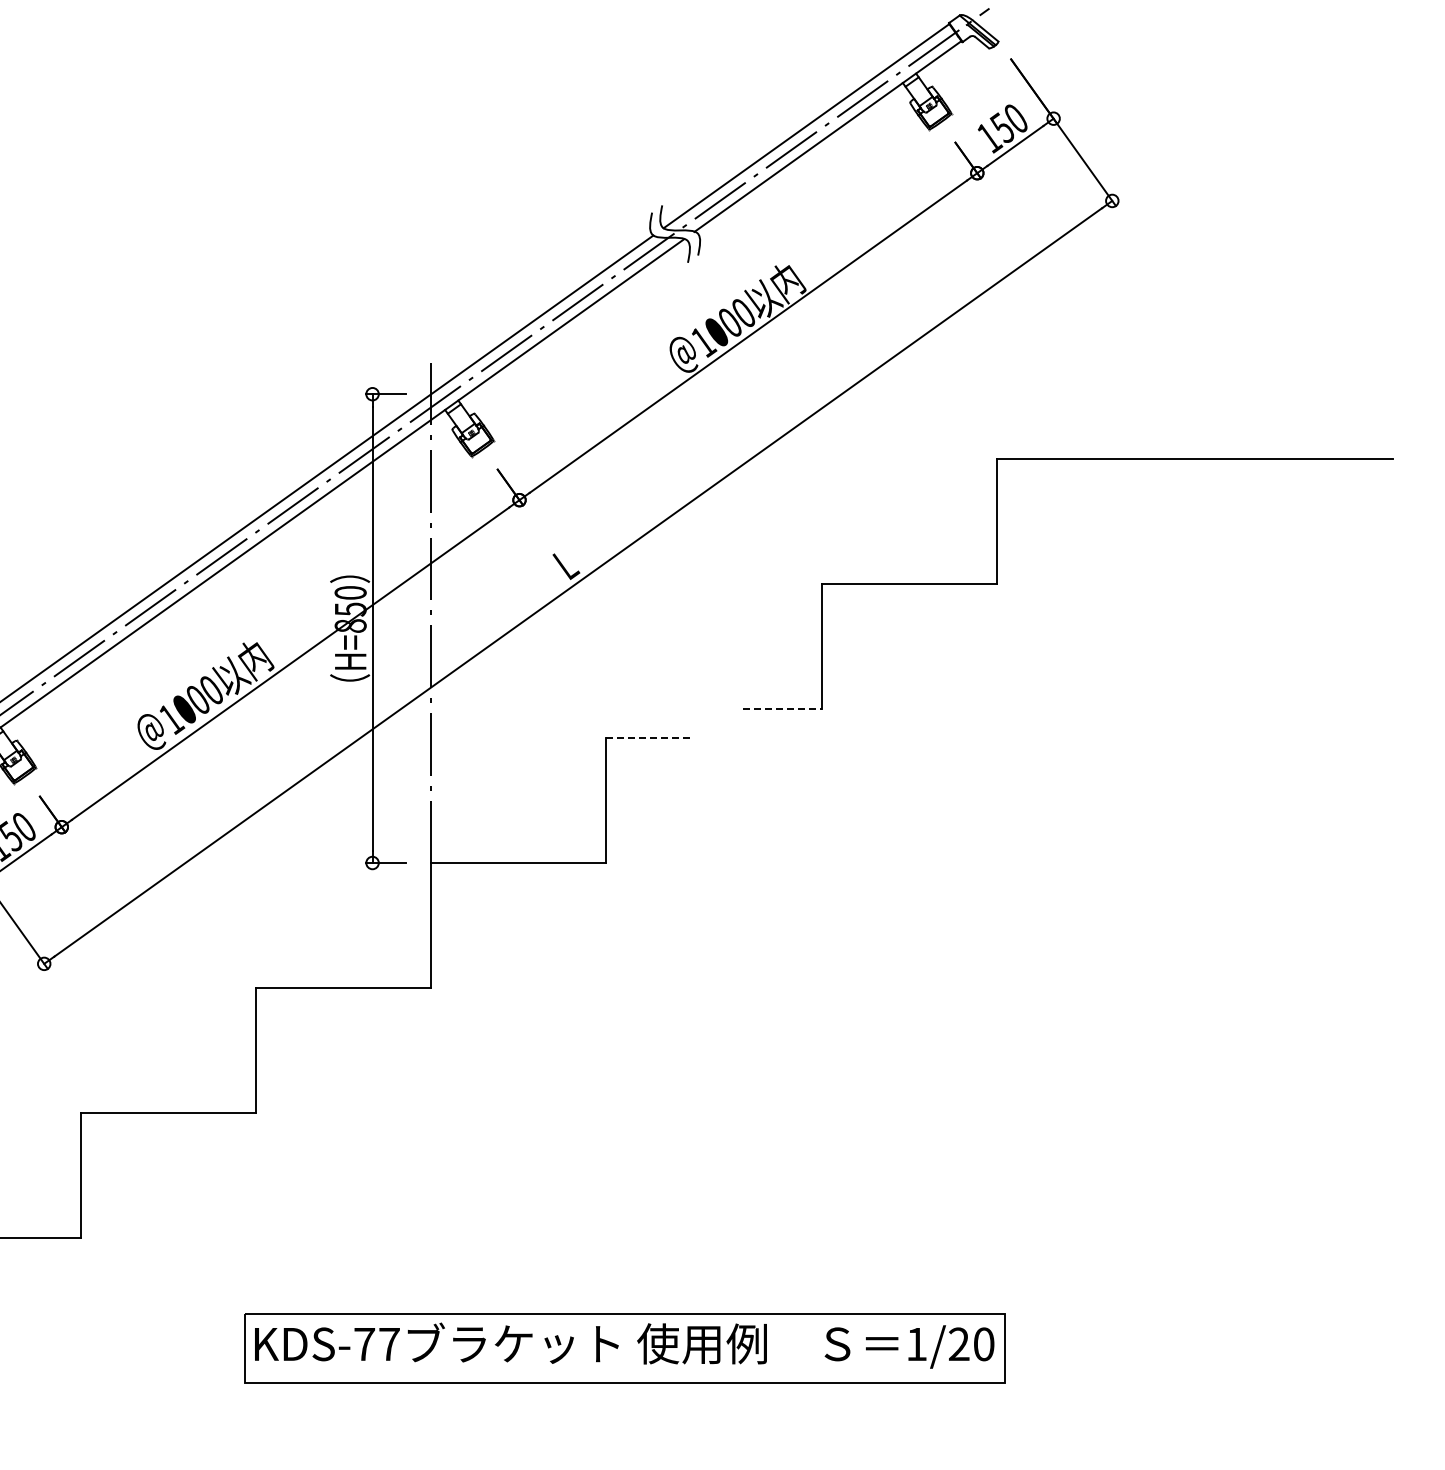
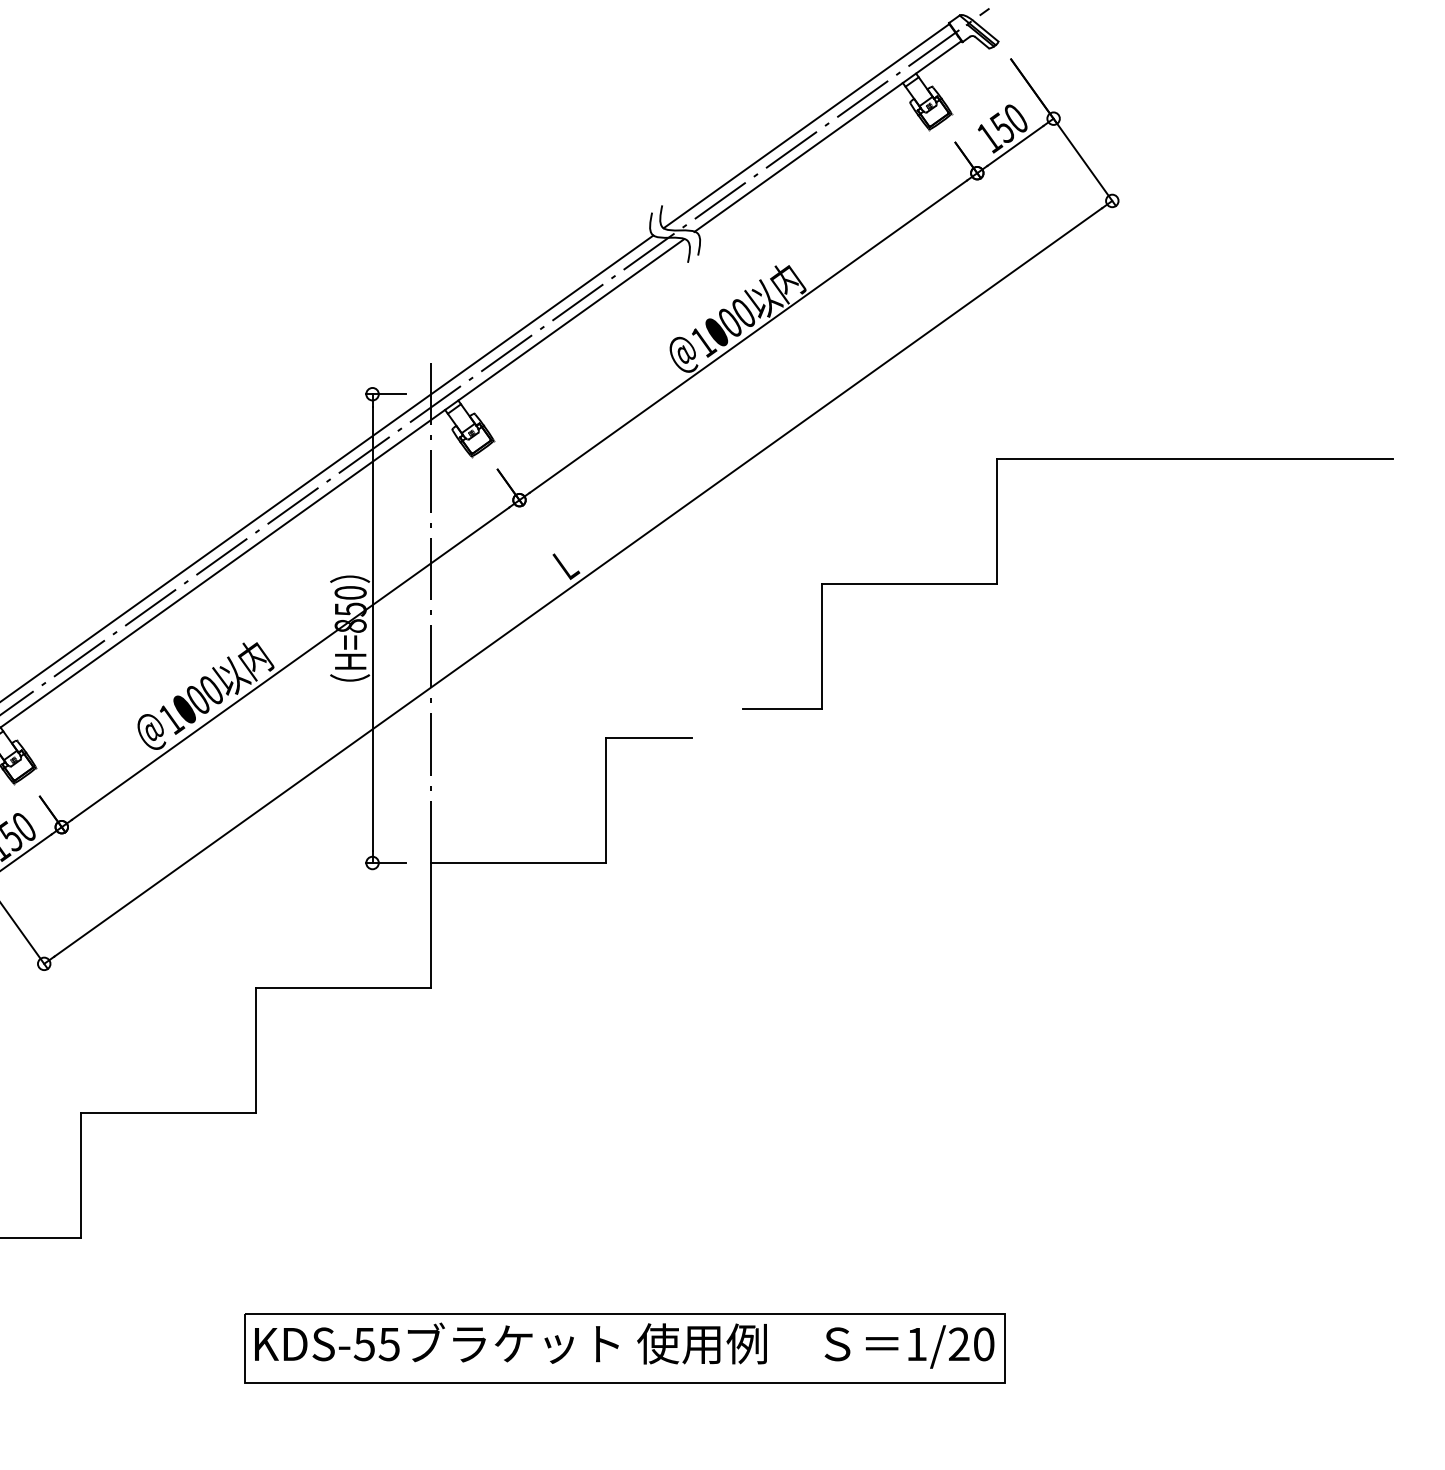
line: dashed -> solid (783, 709)
line: dashed -> solid (649, 738)
text: KDS-77 -> KDS-55 (376, 1344)
